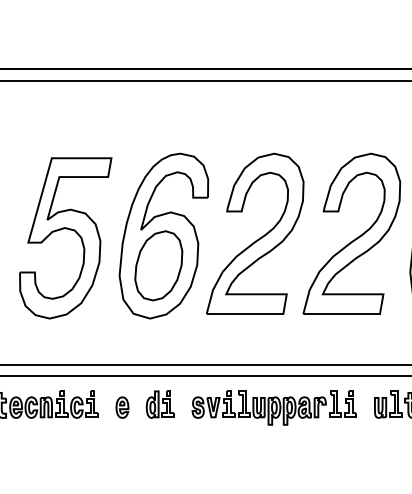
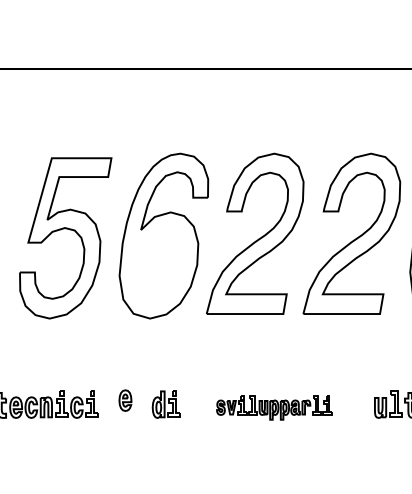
line: present -> none (205, 80)
part: present -> none (158, 265)
line: present -> none (205, 364)
line: present -> none (205, 376)
part position: (159, 404) -> (165, 404) (165, 404)
part position: (122, 407) -> (125, 400) (125, 400)
part size: 166x36 px -> 117x26 px (274, 407)
